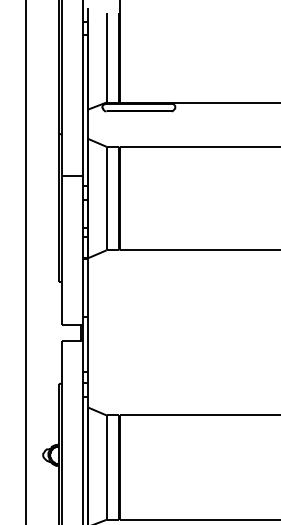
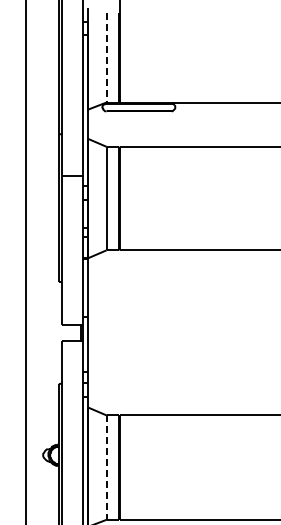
line: solid -> dashed (106, 57)
line: solid -> dashed (106, 468)
